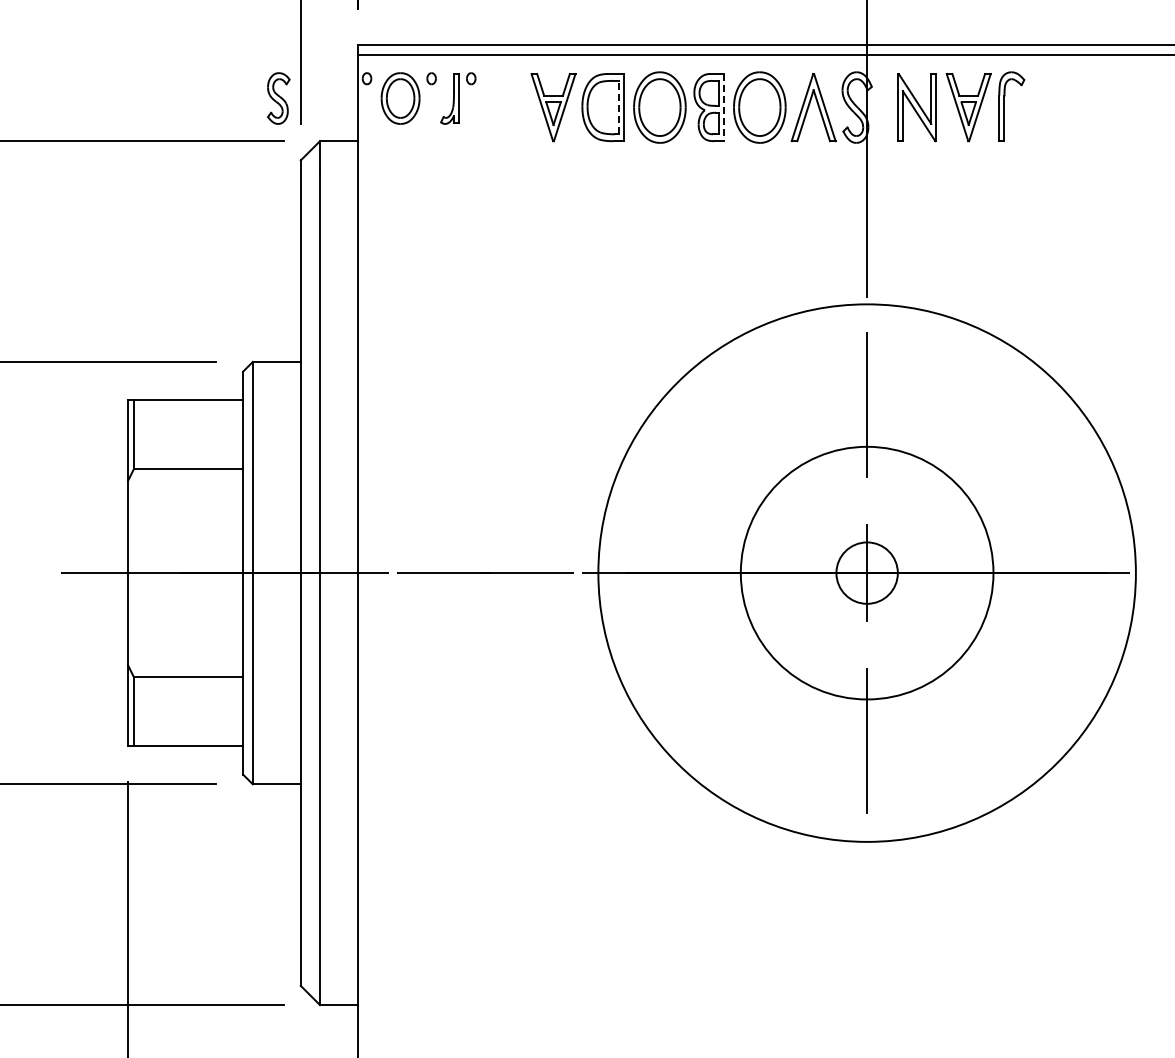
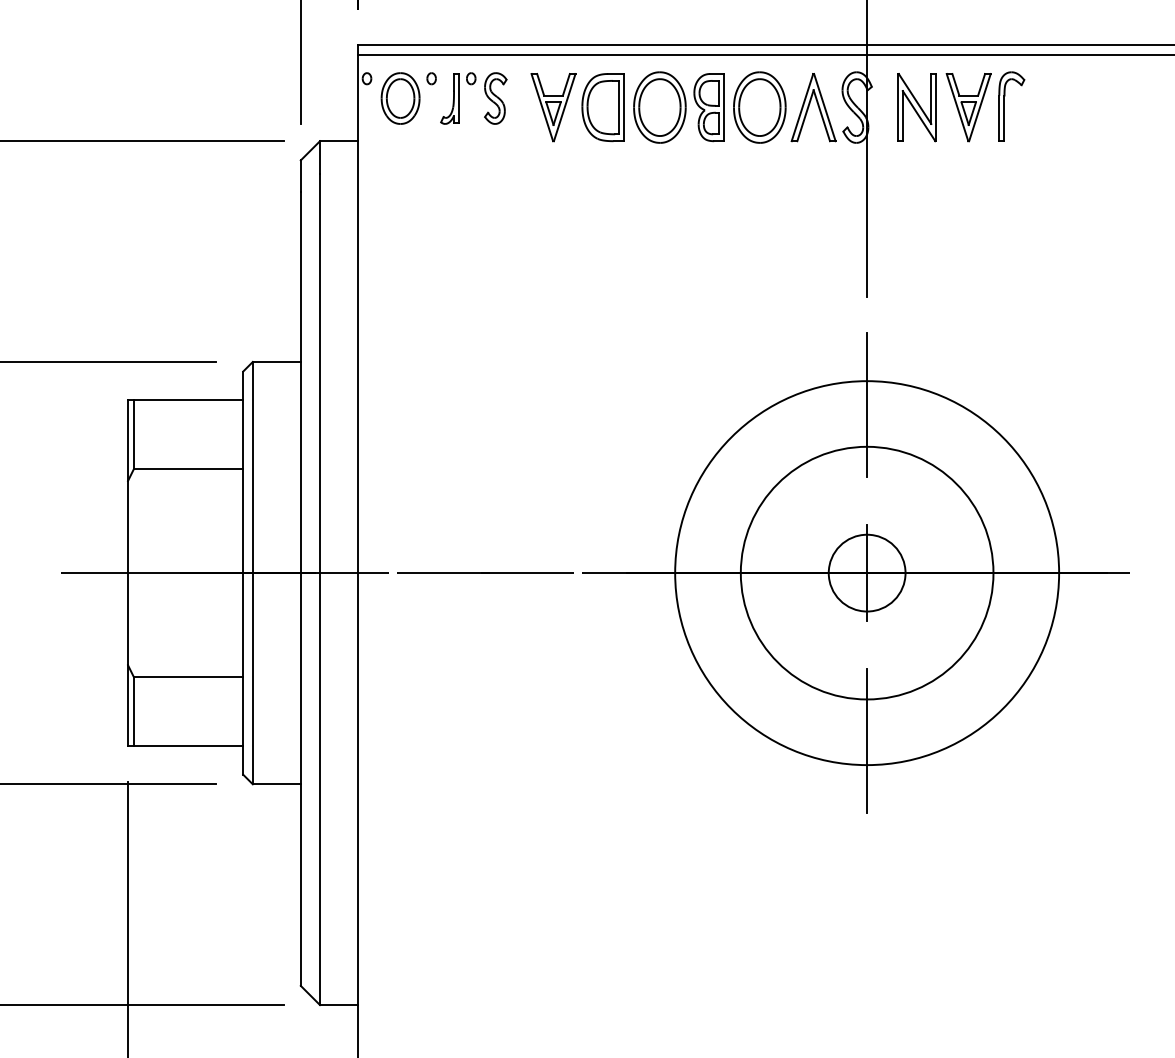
part position: (278, 98) -> (495, 98) (495, 98)
line: dashed -> solid (618, 107)
line: dashed -> solid (723, 107)
circle diameter: 538 px -> 384 px (867, 573)
circle diameter: 61 px -> 77 px (866, 572)
